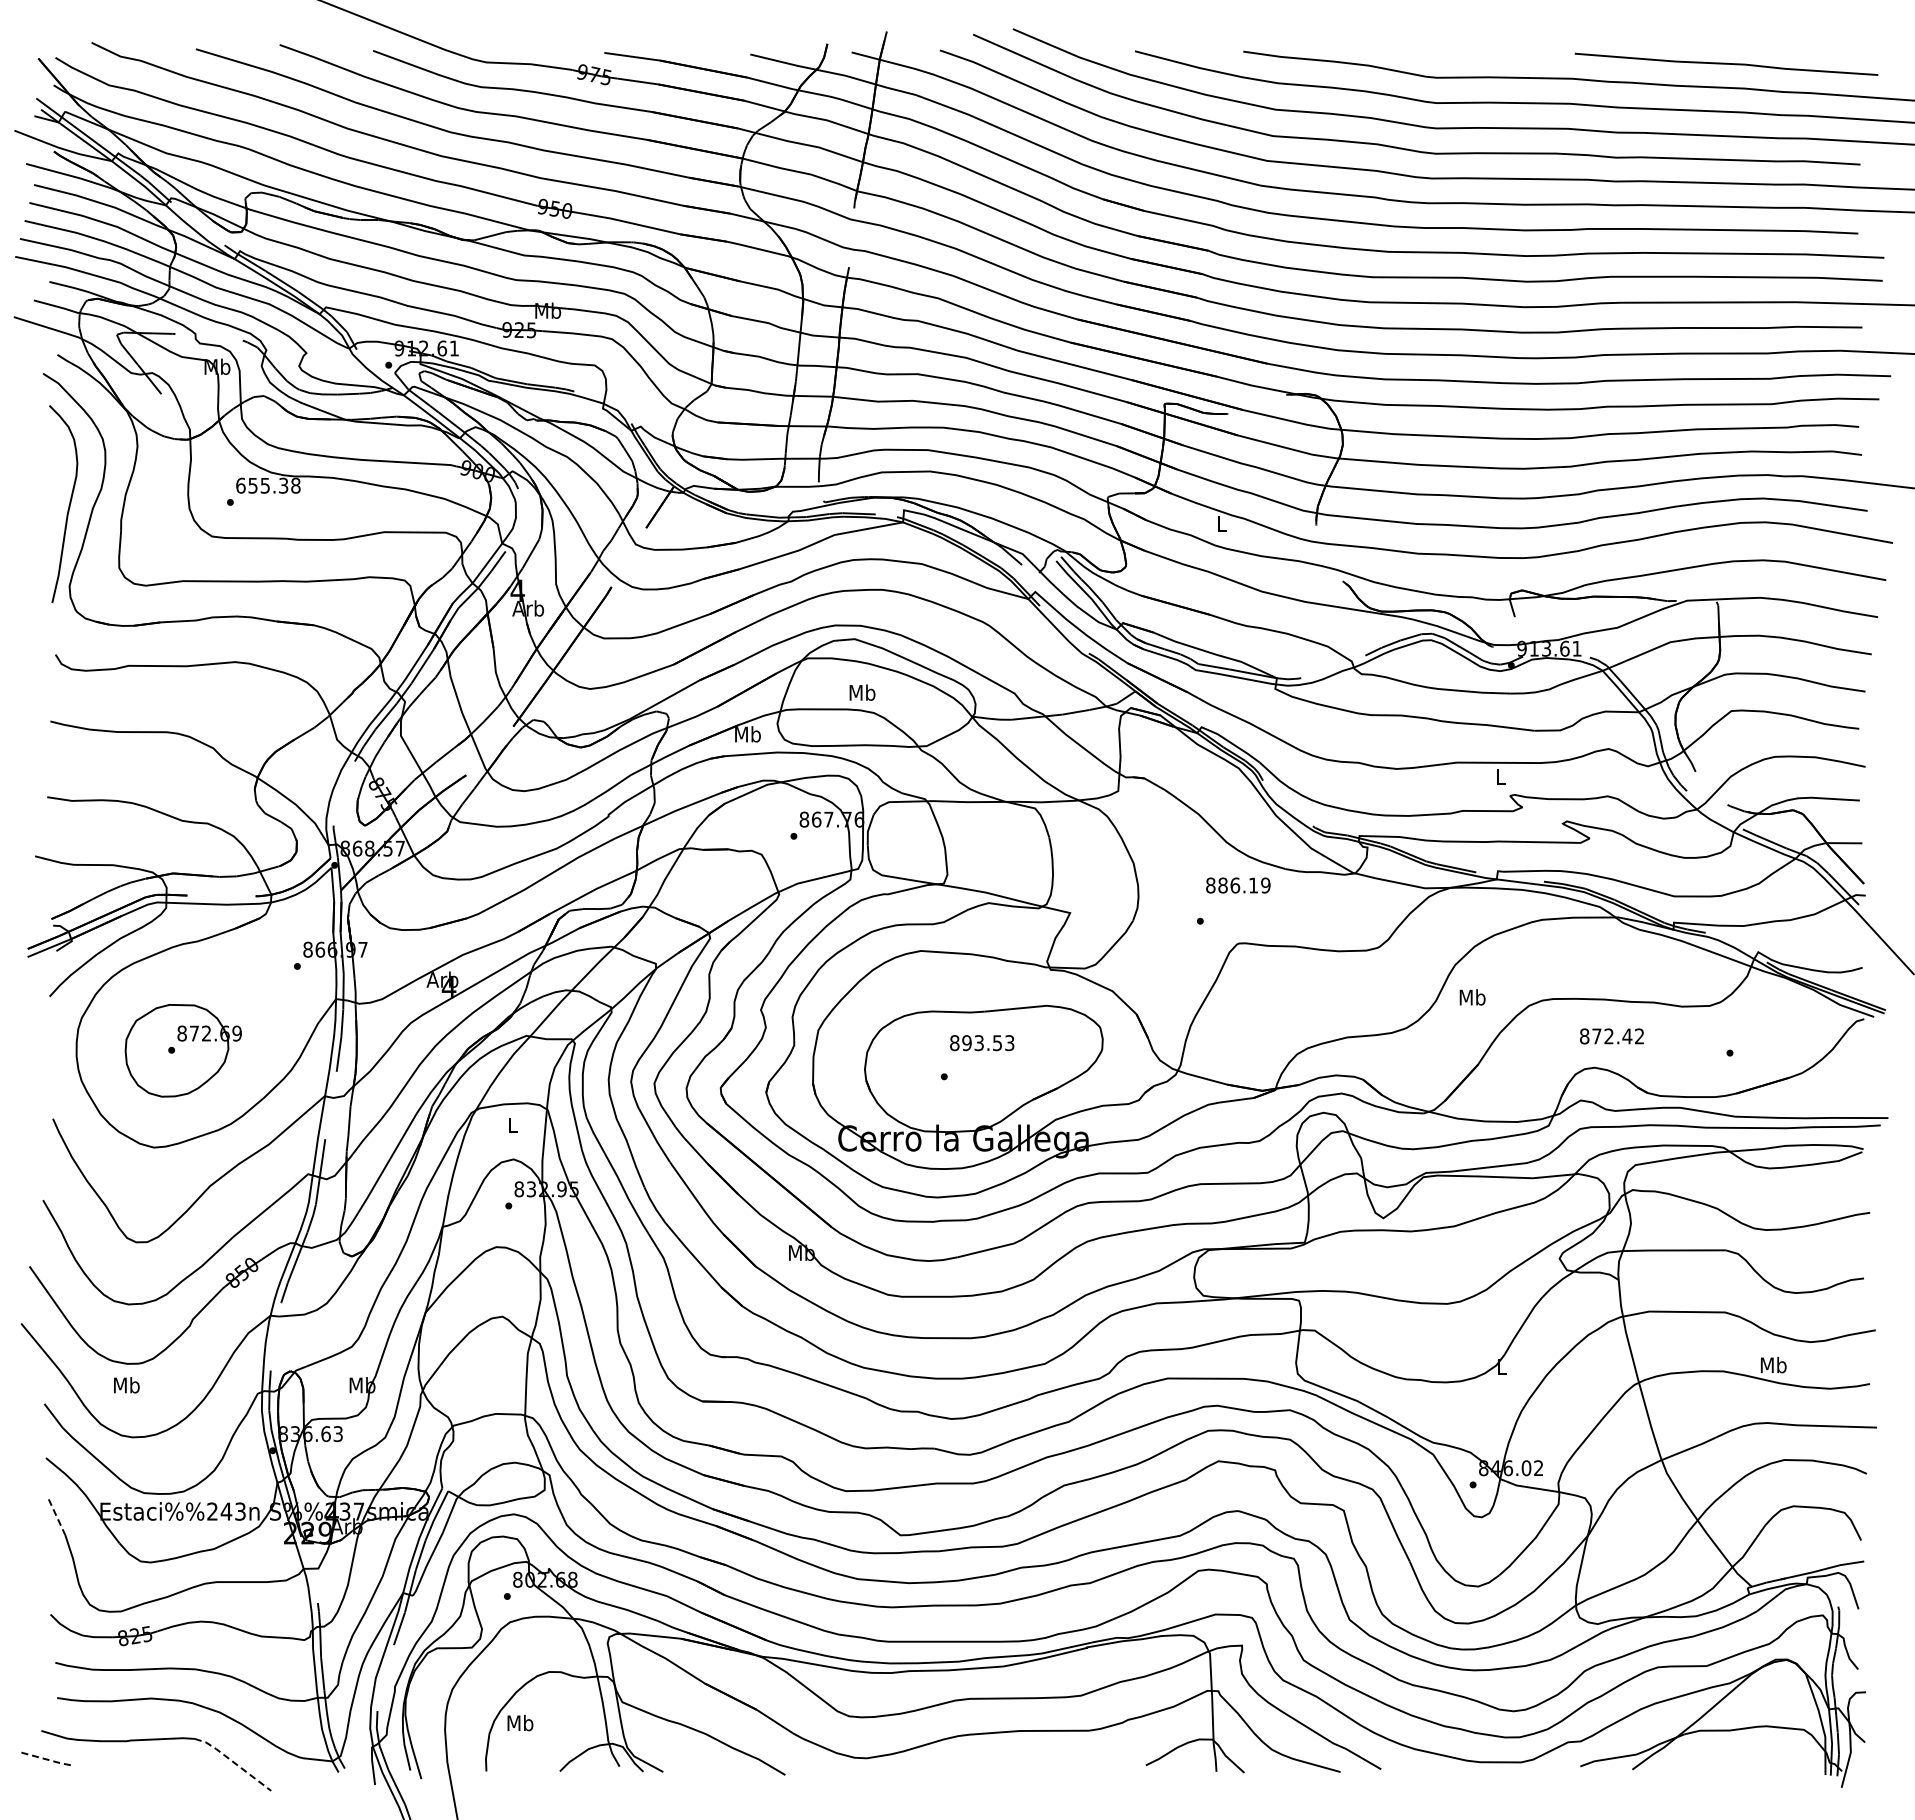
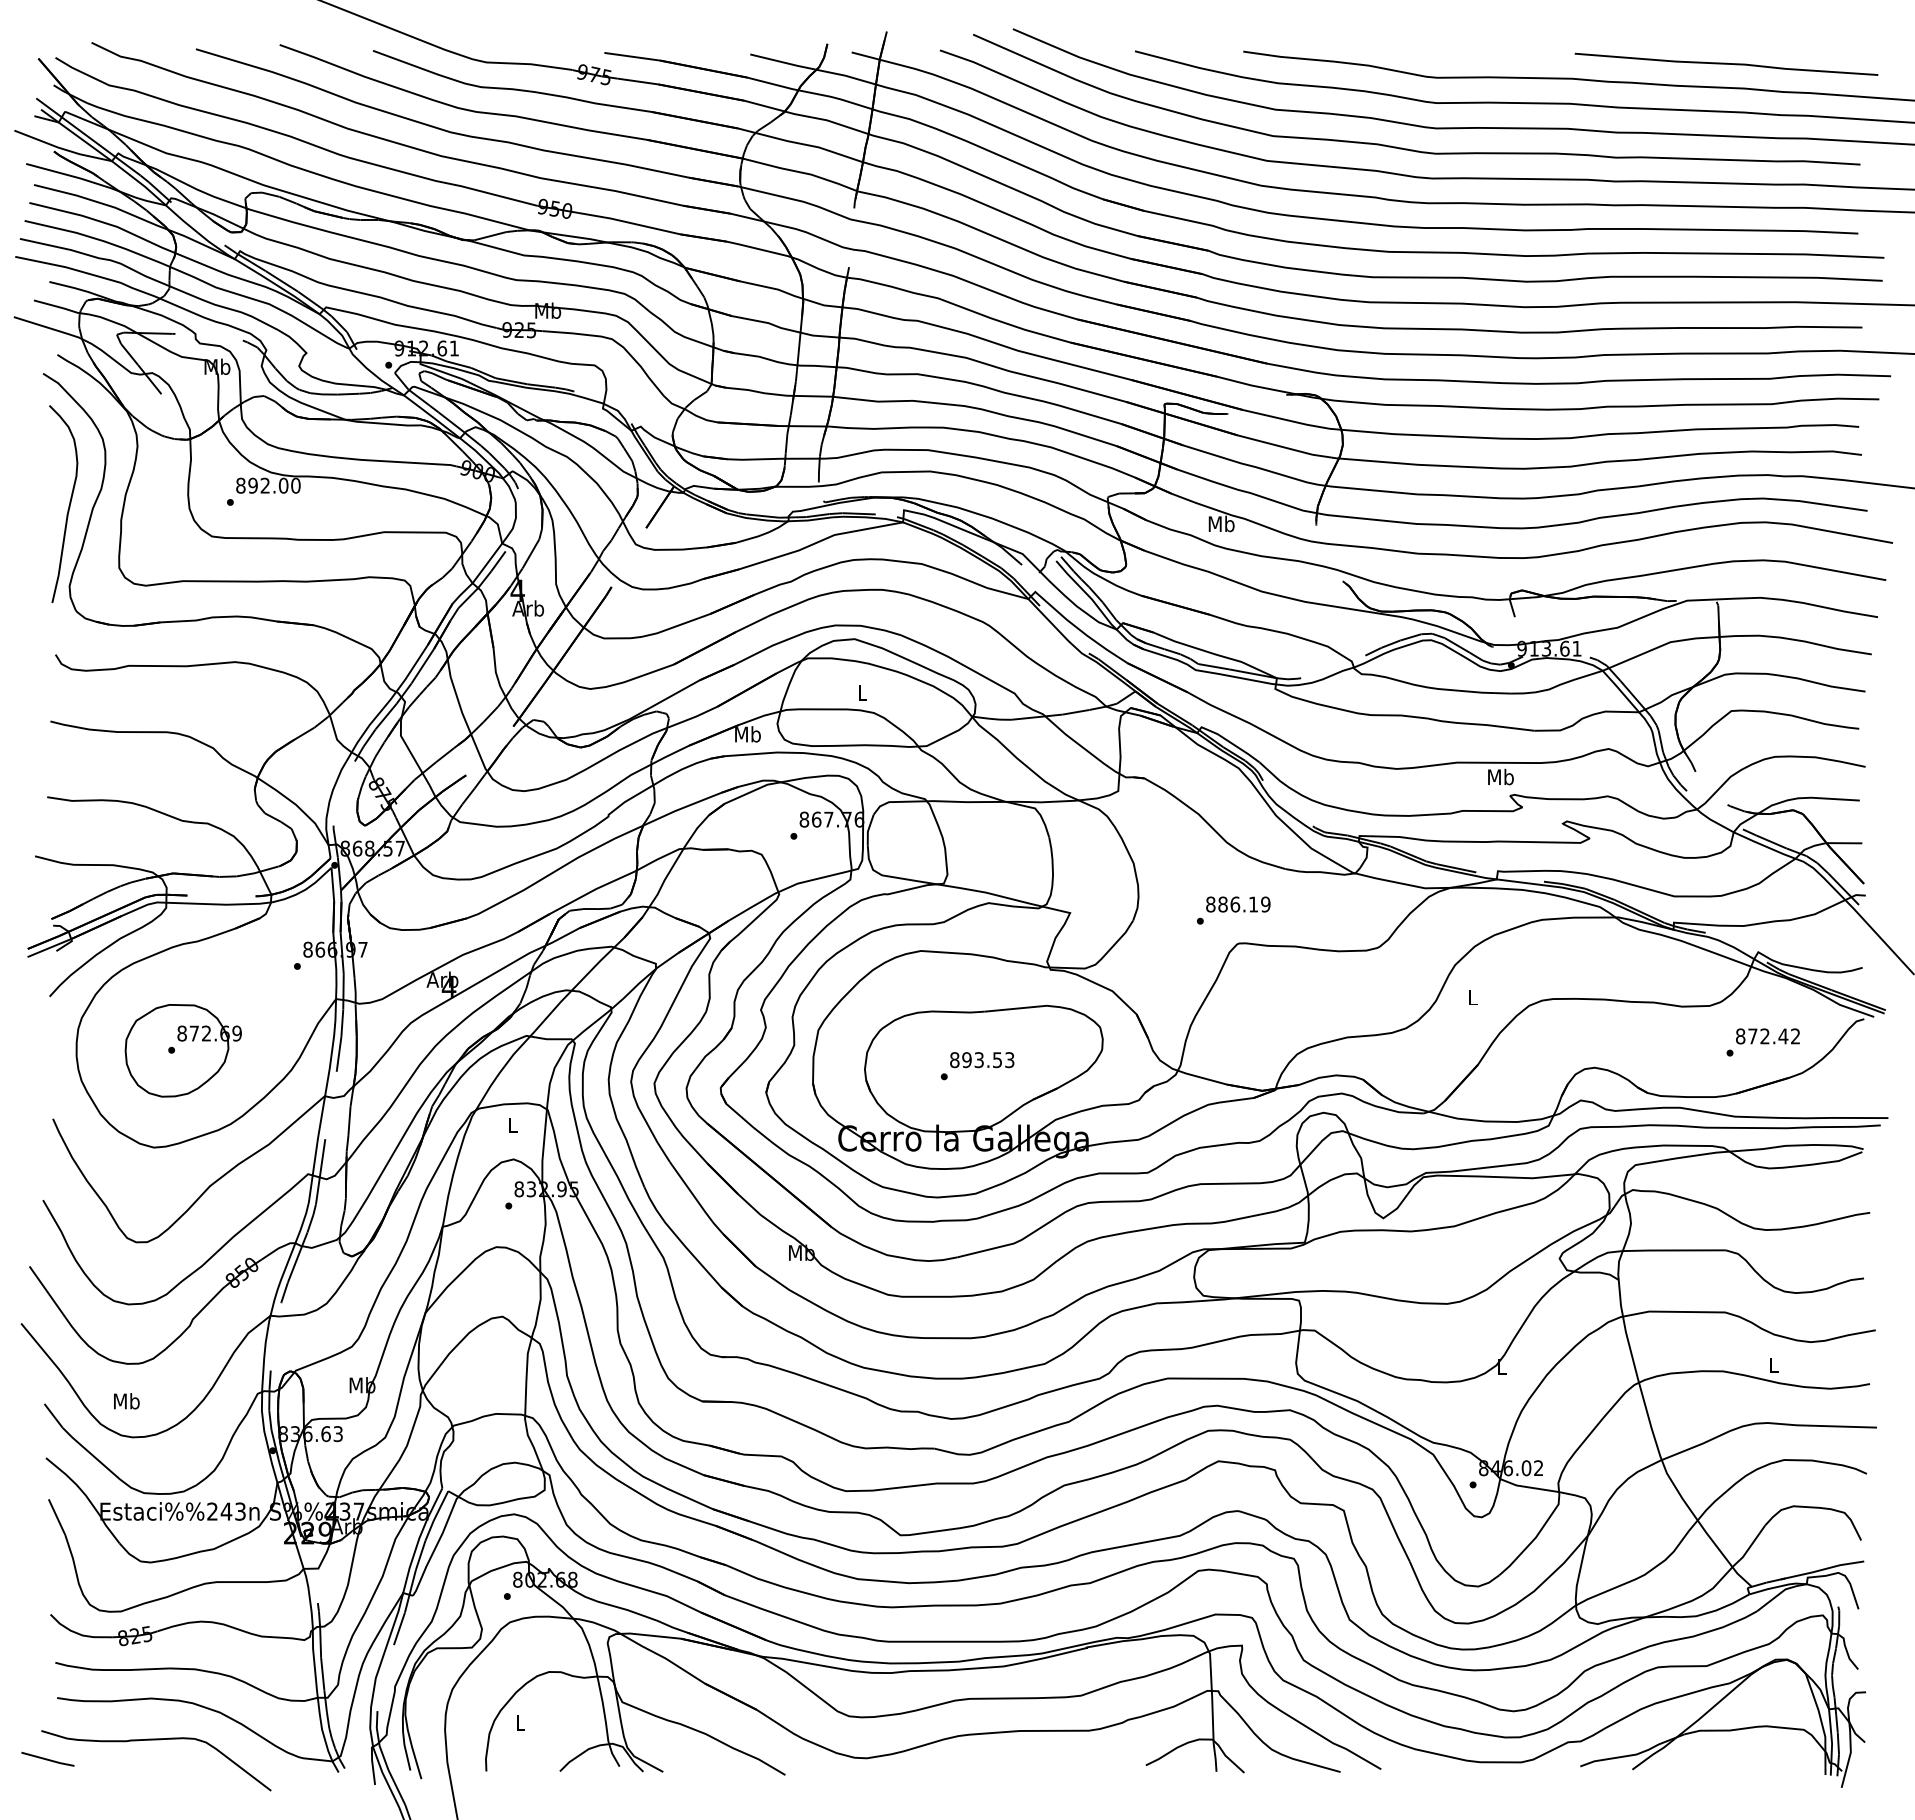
text: 655.38 -> 892.00 (268, 485)
text: L -> Mb (1221, 523)
text: Mb -> L (862, 692)
text: L -> Mb (1500, 776)
text position: (1238, 885) -> (1238, 904) (1238, 904)
text: Mb -> L (1472, 997)
text position: (1611, 1036) -> (1767, 1036) (1767, 1036)
text position: (982, 1043) -> (982, 1060) (982, 1060)
text: Mb -> L (1773, 1364)
text position: (126, 1385) -> (126, 1401) (126, 1401)
line: dashed -> solid (57, 1517)
text: Mb -> L (520, 1722)
line: dashed -> solid (48, 1760)
line: dashed -> solid (233, 1762)
